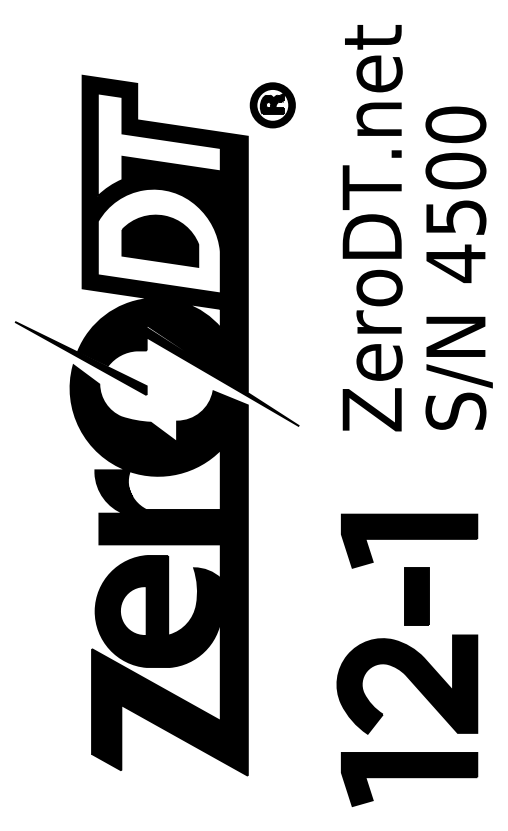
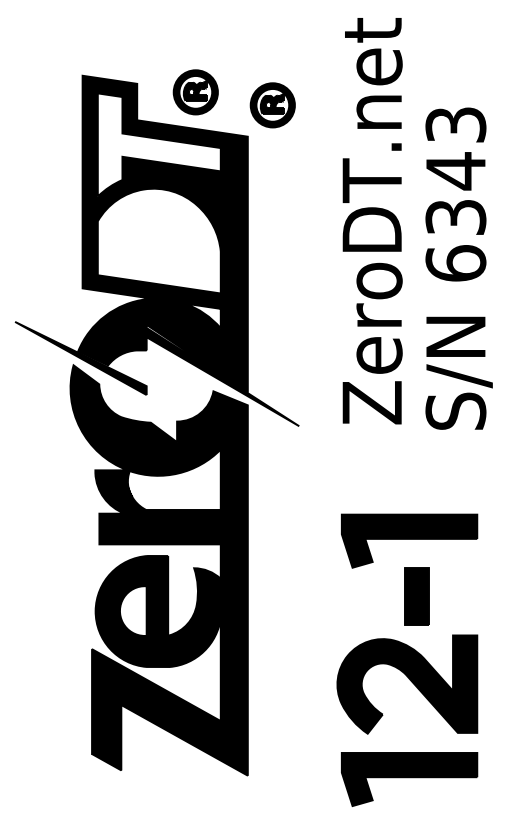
part: none -> present (195, 92)
text: 4500 -> 6343 (455, 194)
text position: (372, 228) -> (372, 221) (372, 221)
part: present -> none (160, 240)
